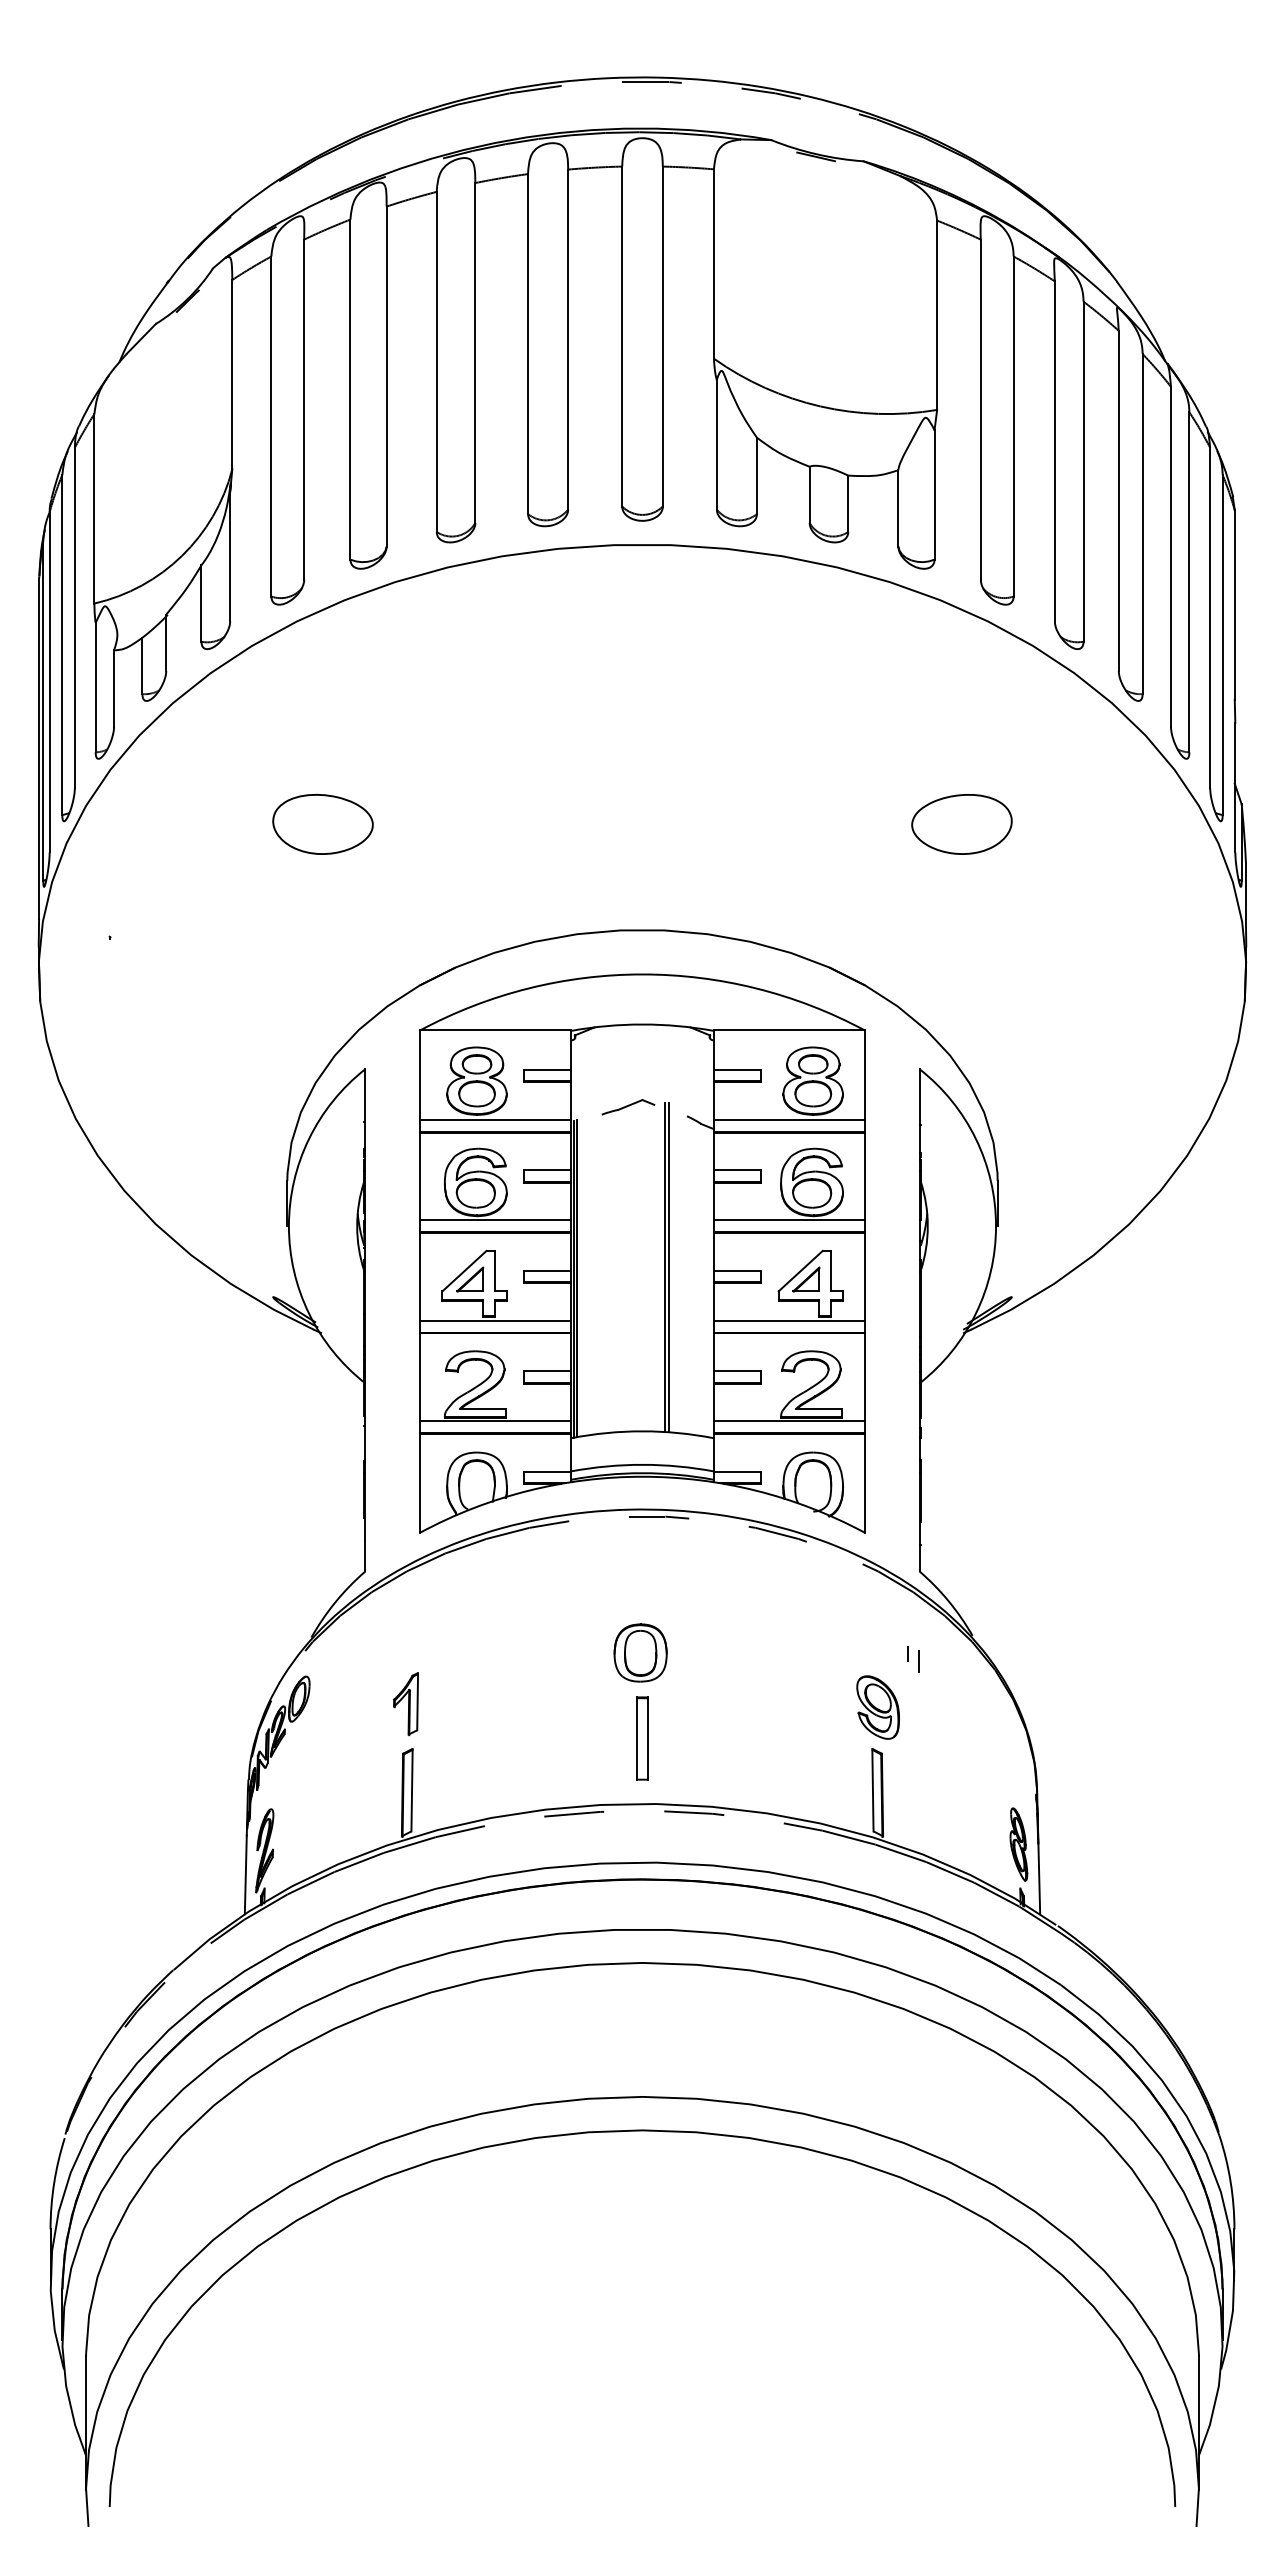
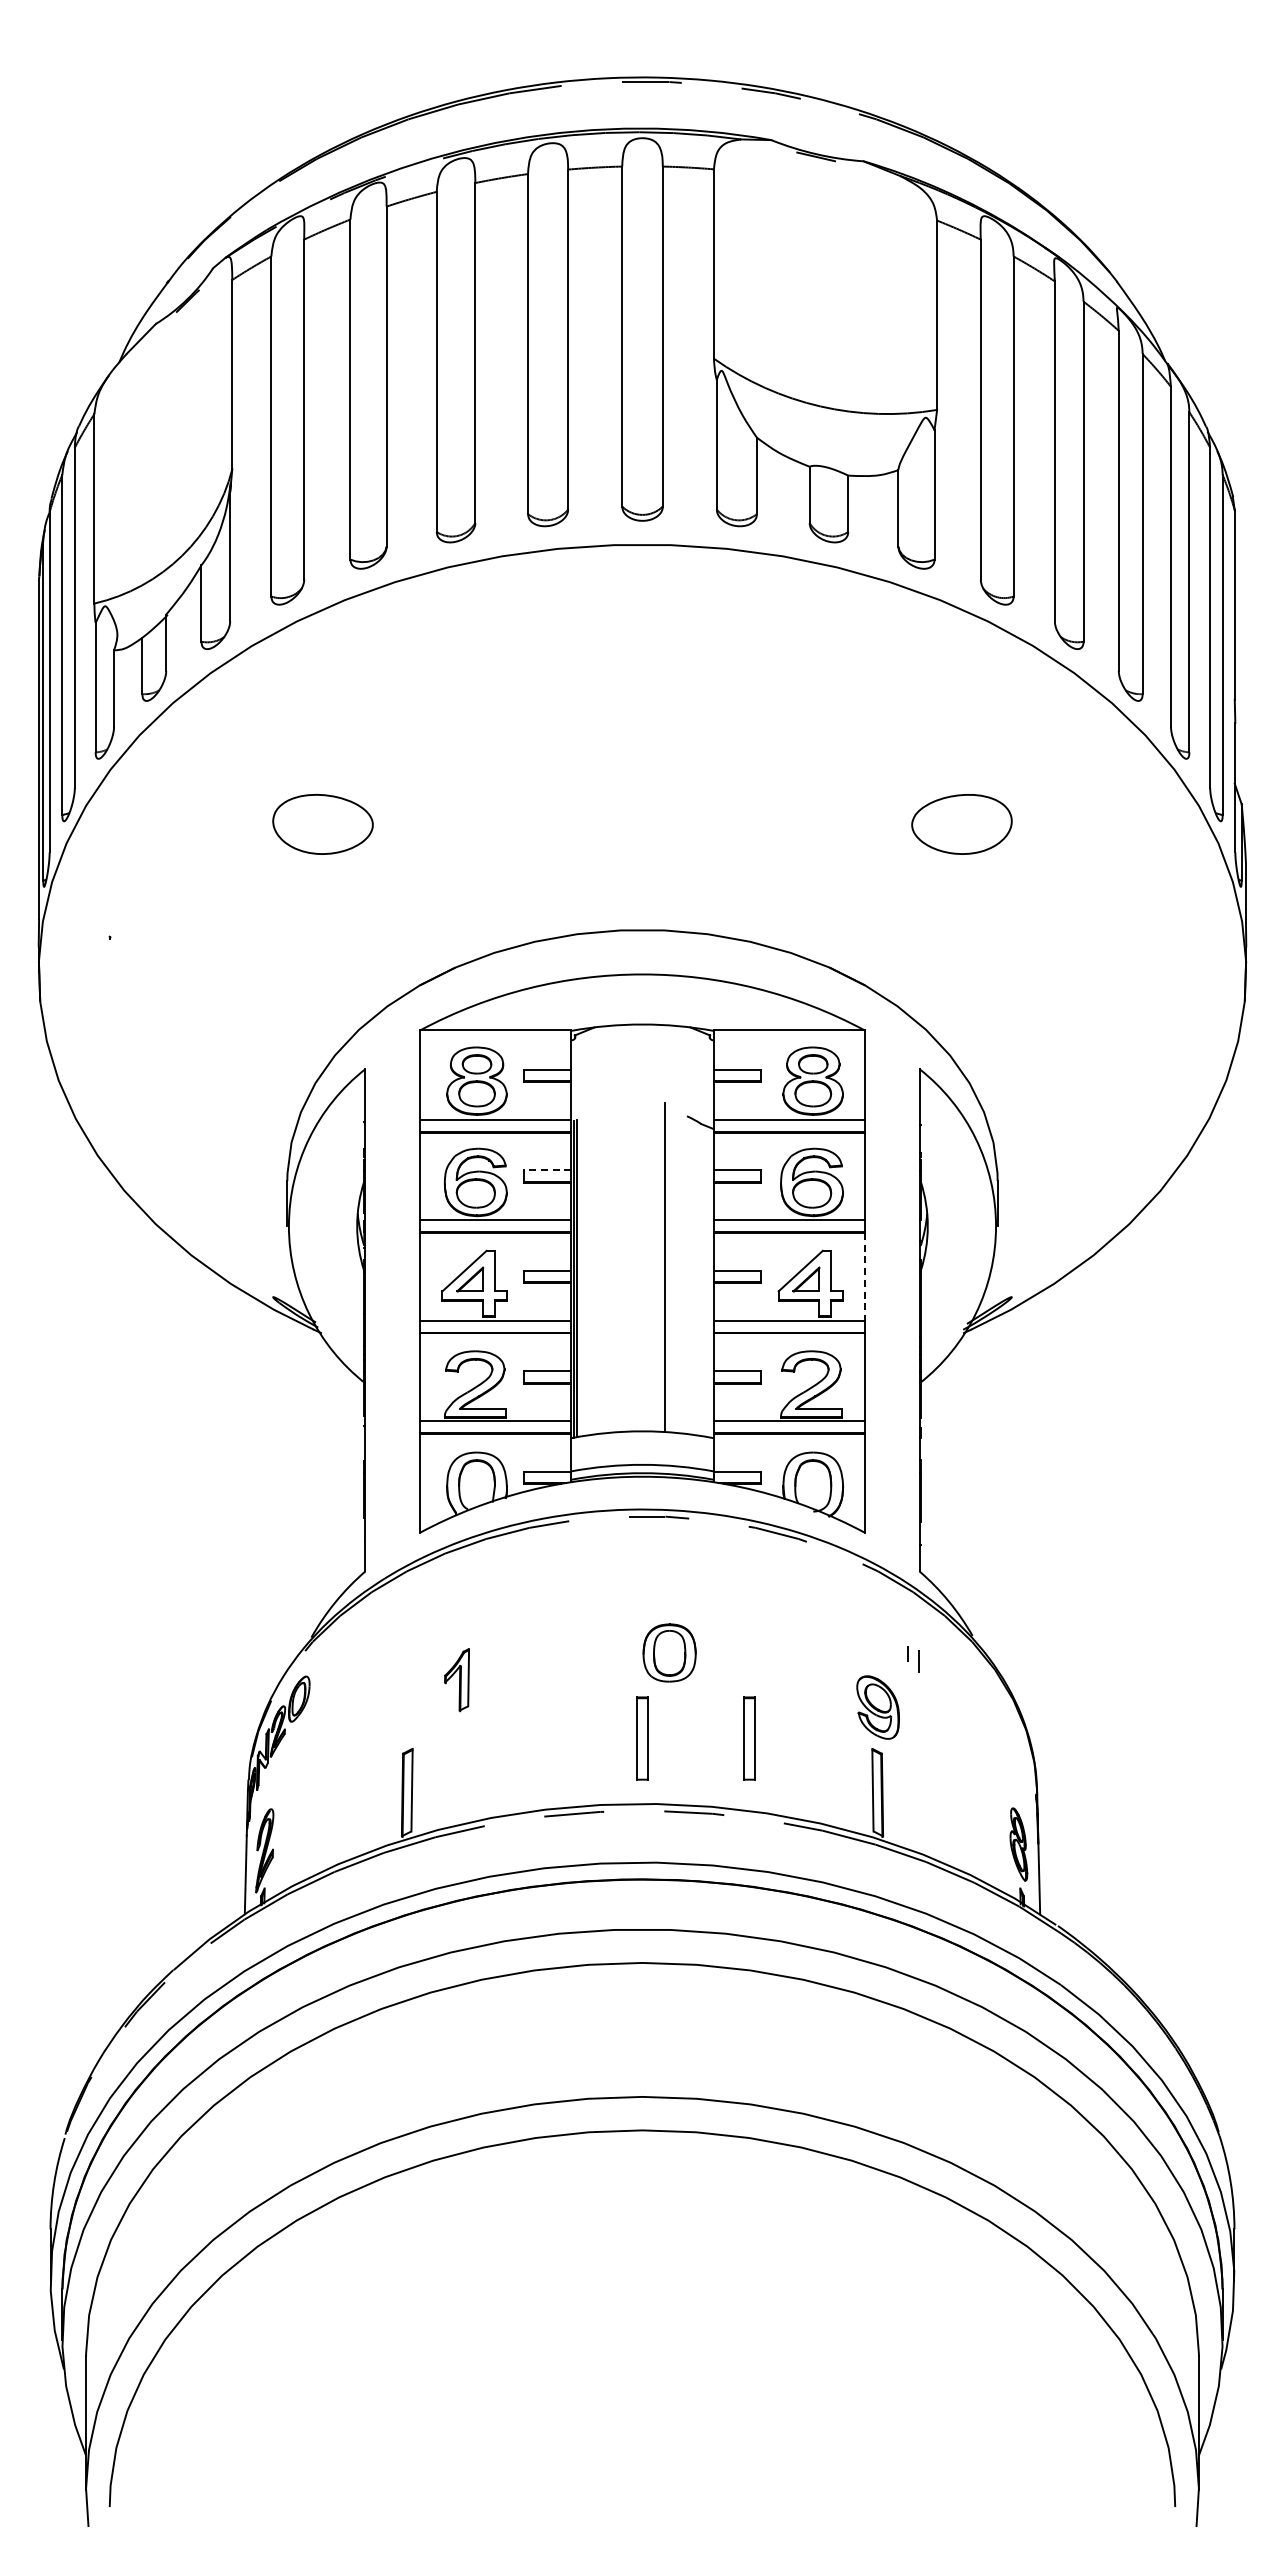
part: present -> none (628, 1107)
line: solid -> dashed (547, 1170)
line: present -> none (668, 1267)
line: solid -> dashed (864, 1276)
part position: (640, 1652) -> (669, 1652) (669, 1652)
part position: (405, 1704) -> (456, 1680) (456, 1680)
part: none -> present (749, 1738)
